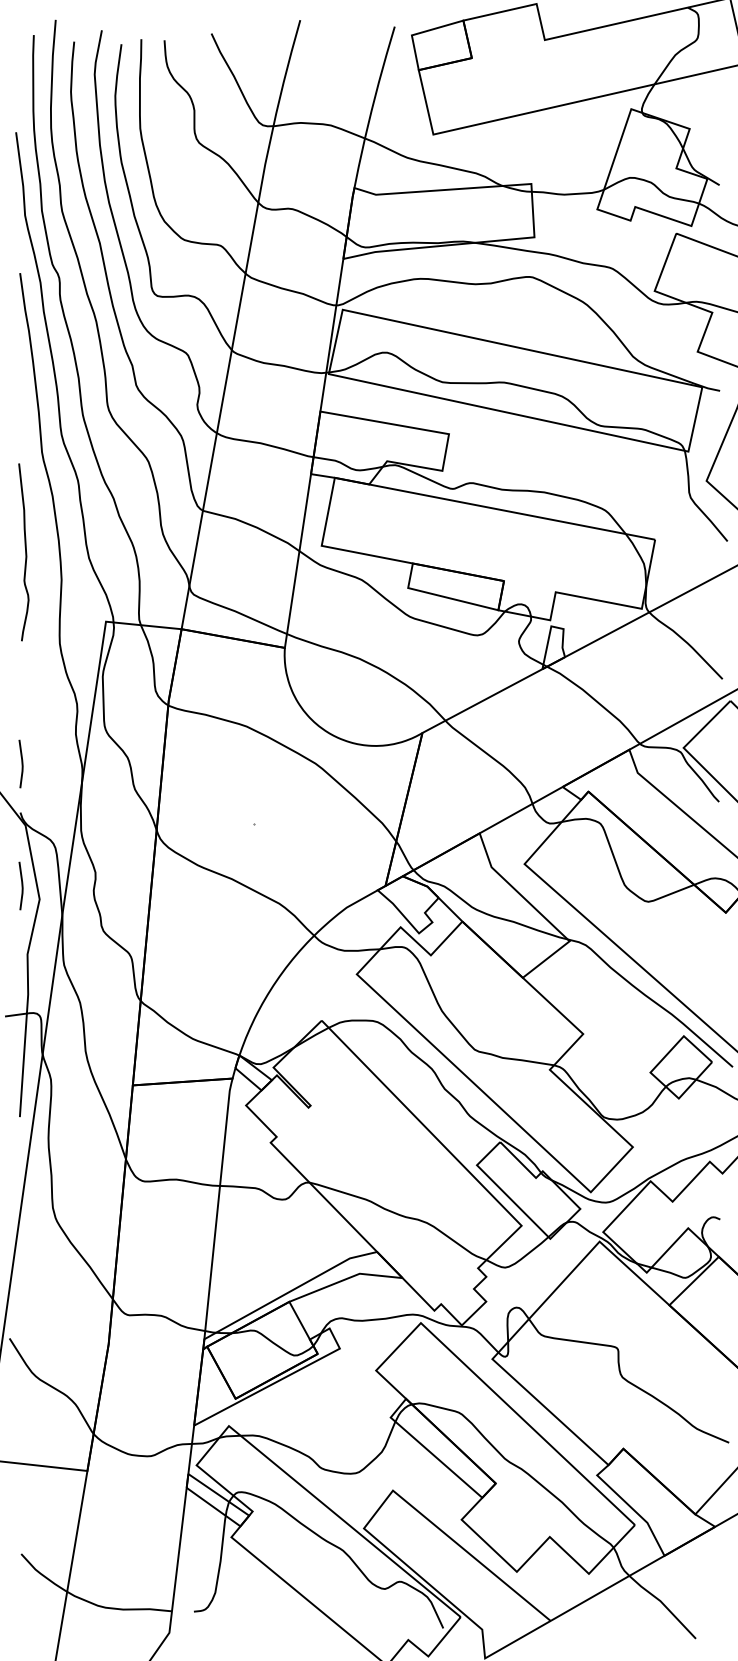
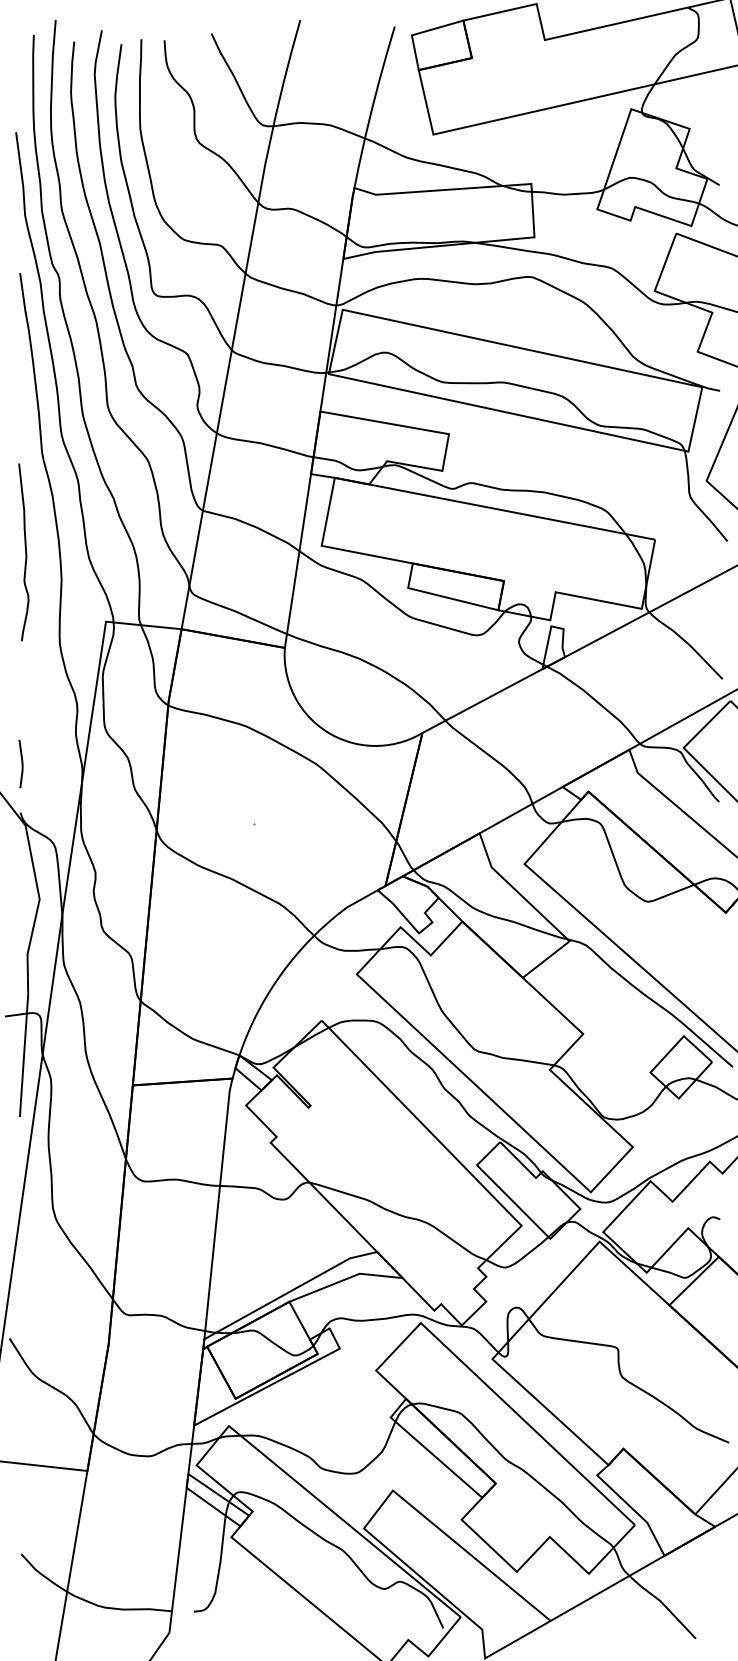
line: present -> none (21, 885)
